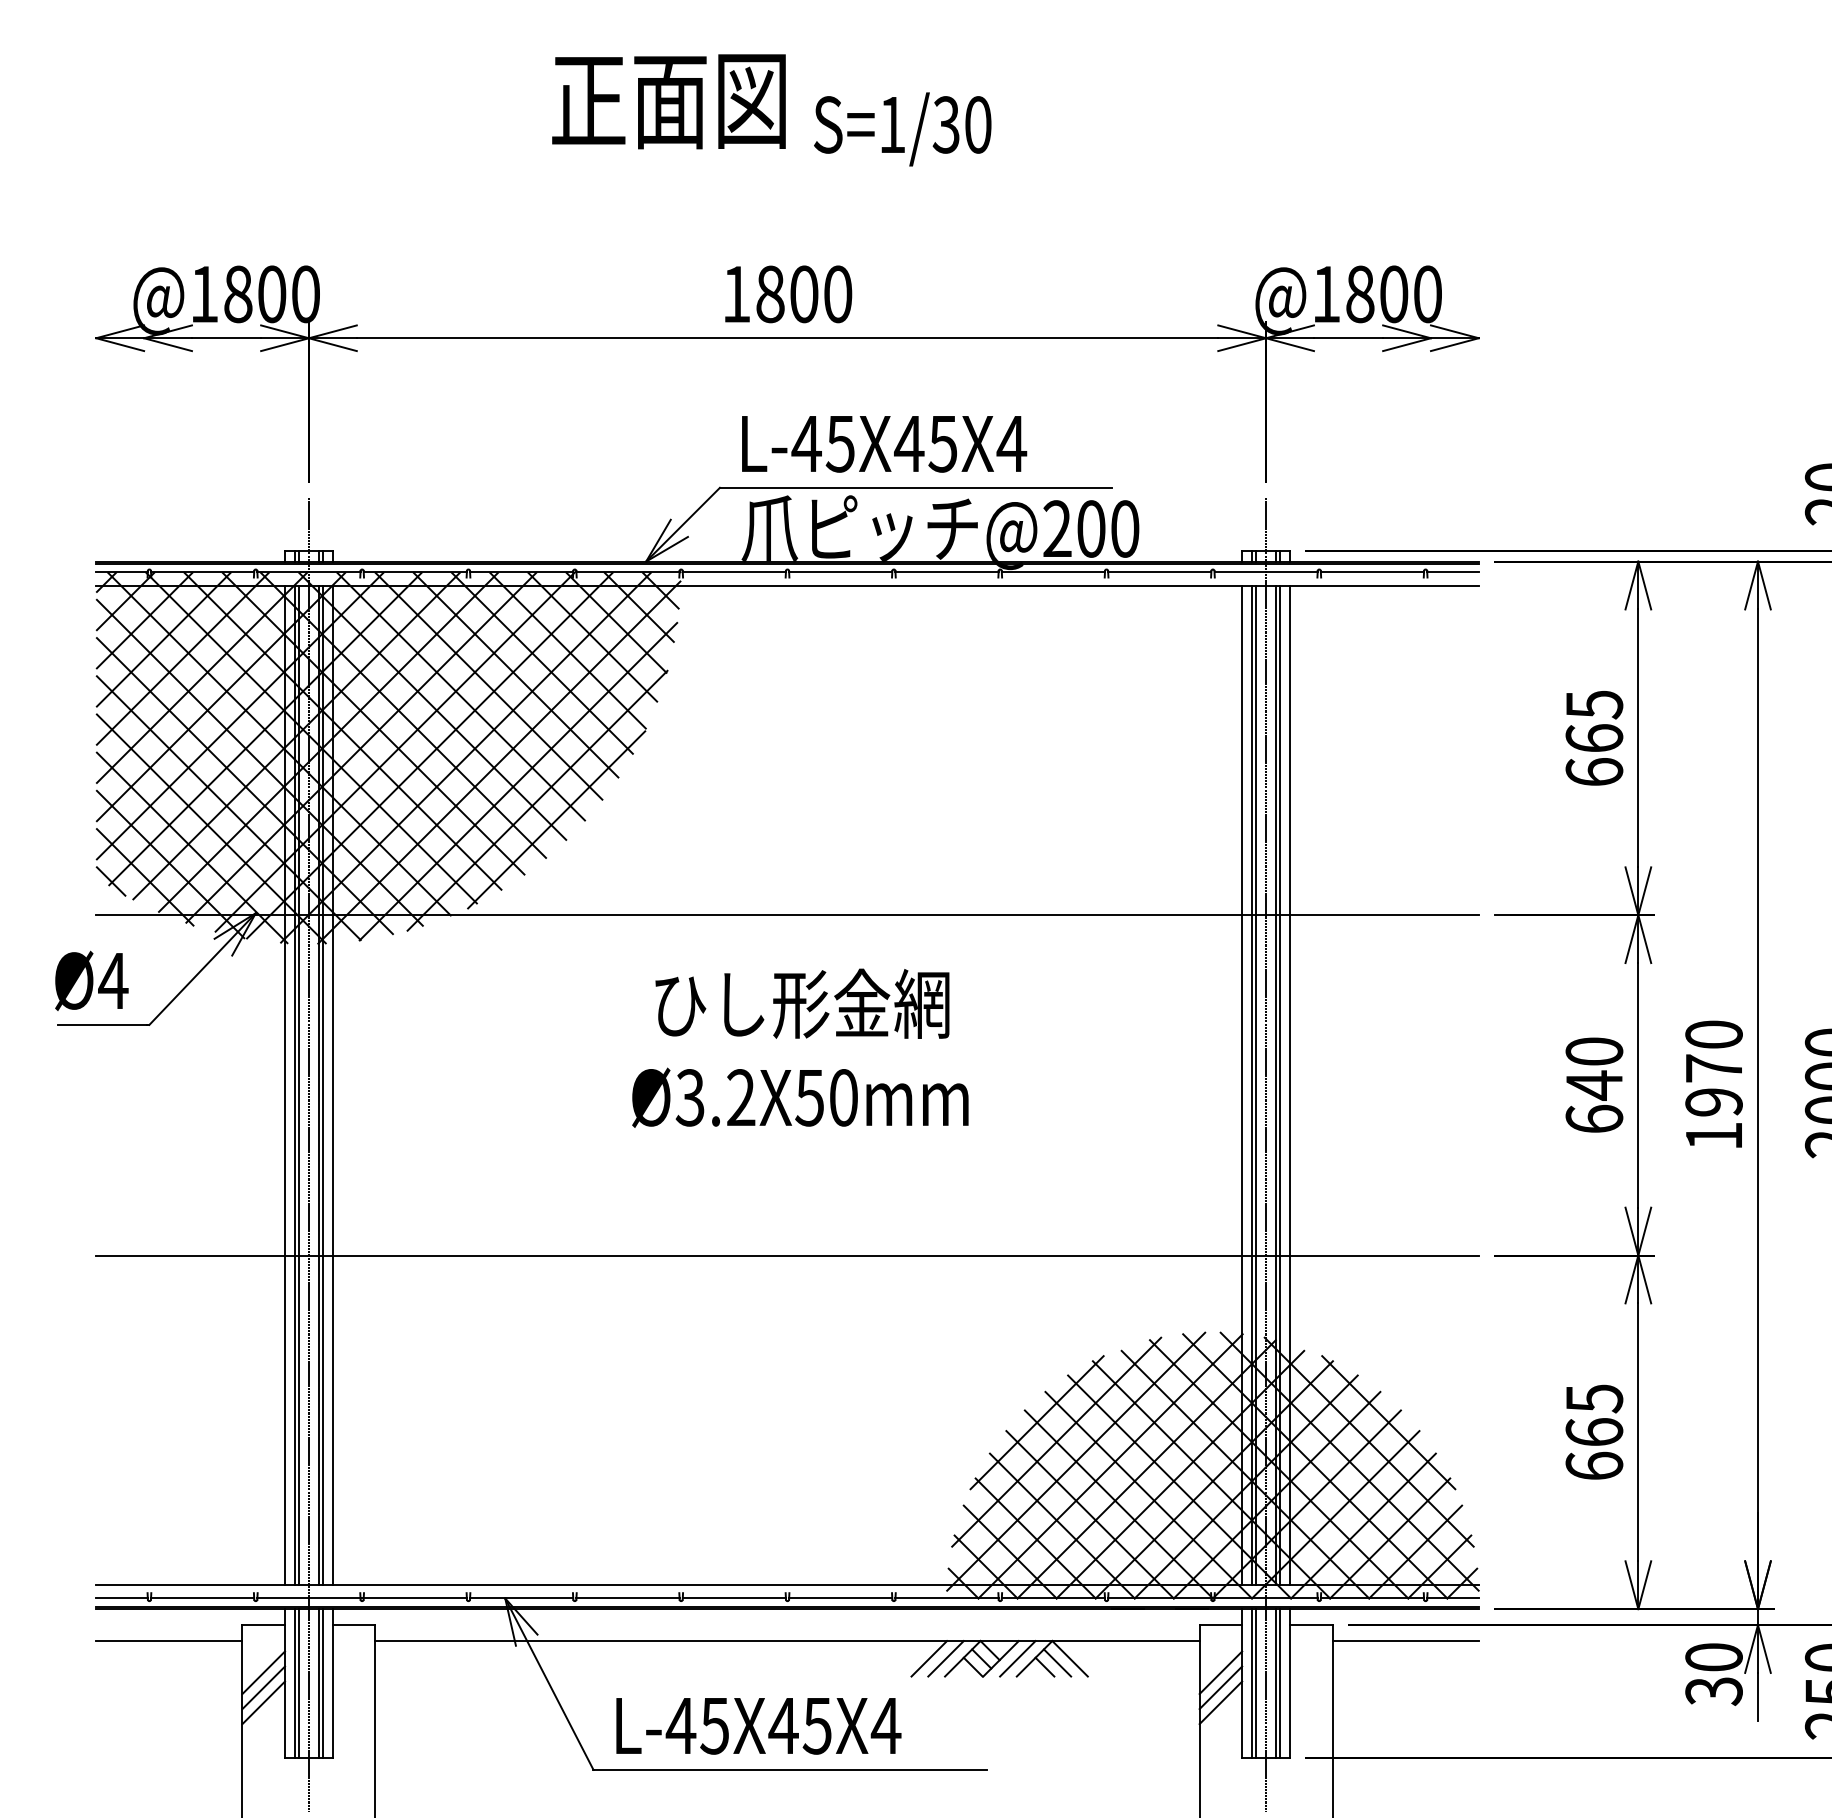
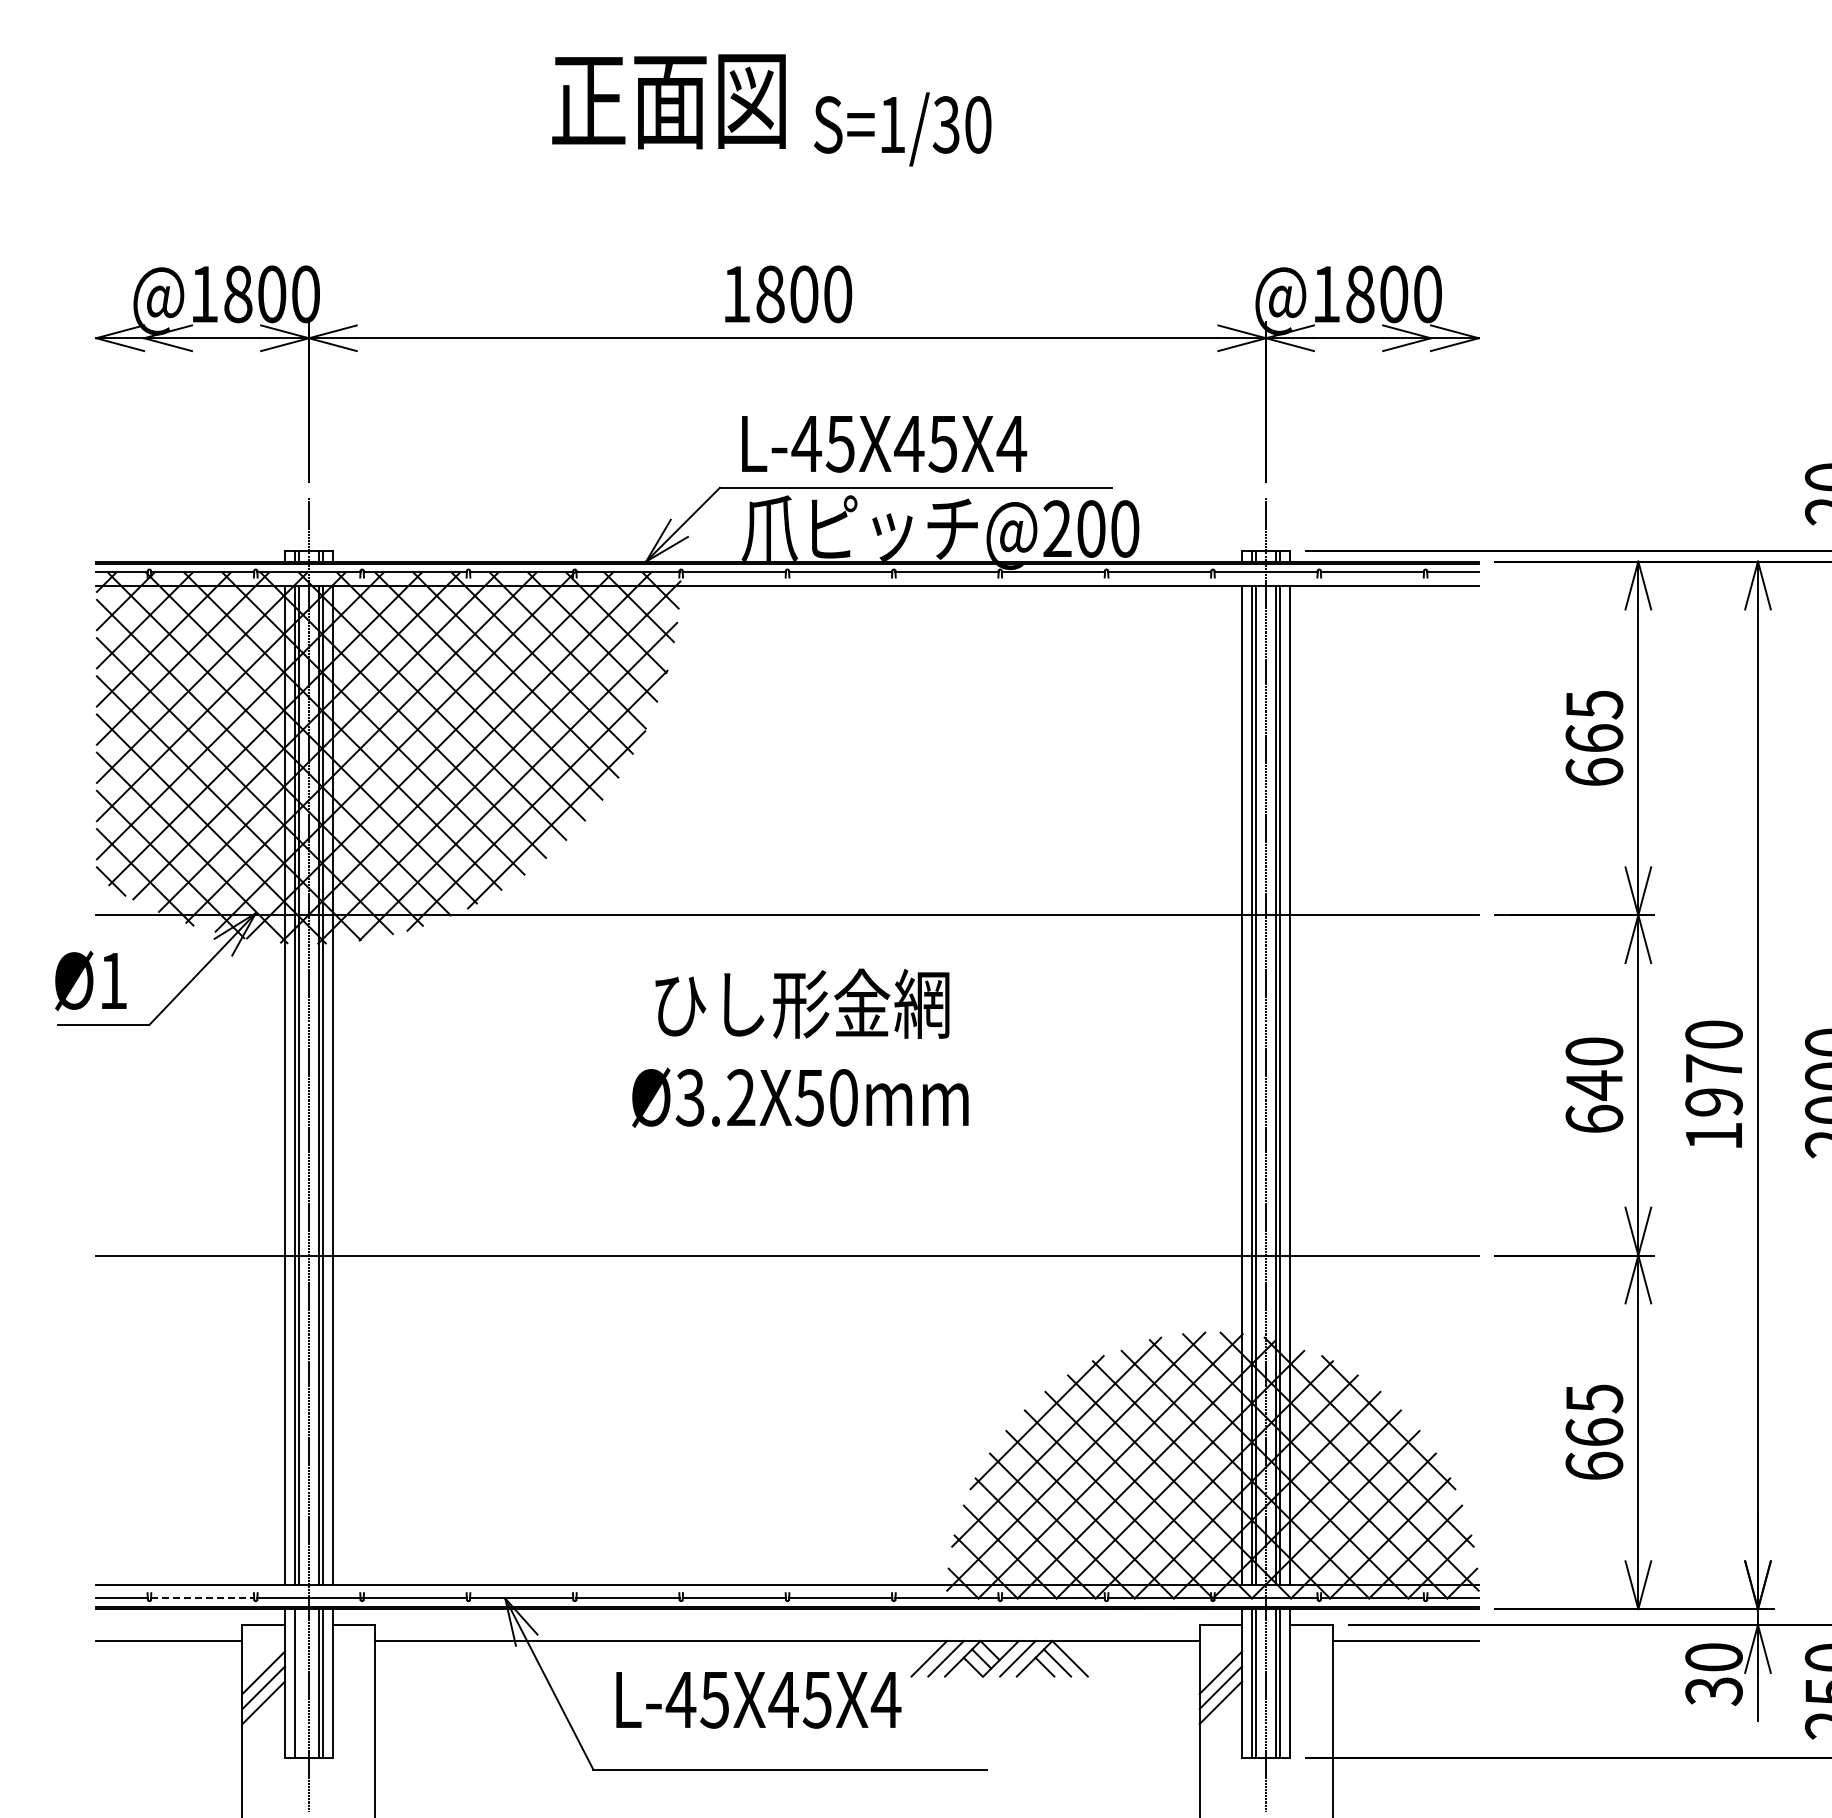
text: Ø4 -> Ø1 (113, 980)
line: solid -> dashed (202, 1598)
line: present -> none (299, 1683)
text position: (758, 1726) -> (758, 1700) (758, 1700)
